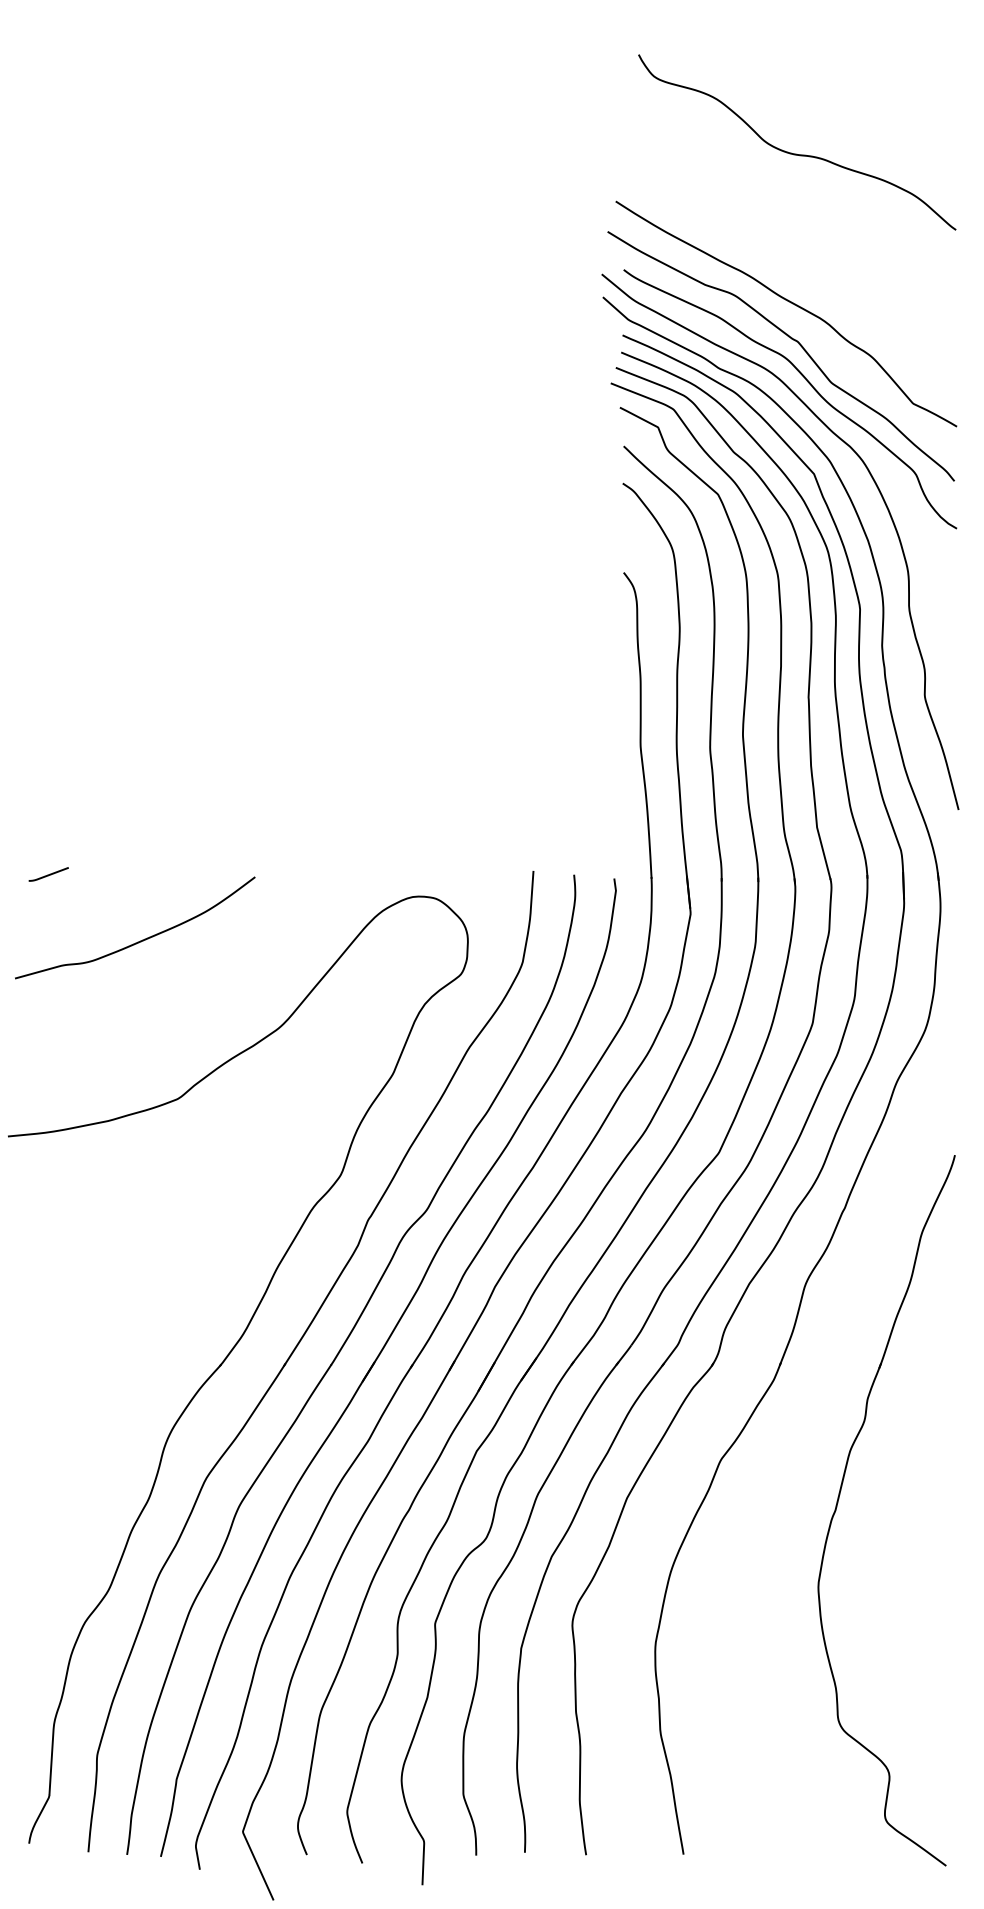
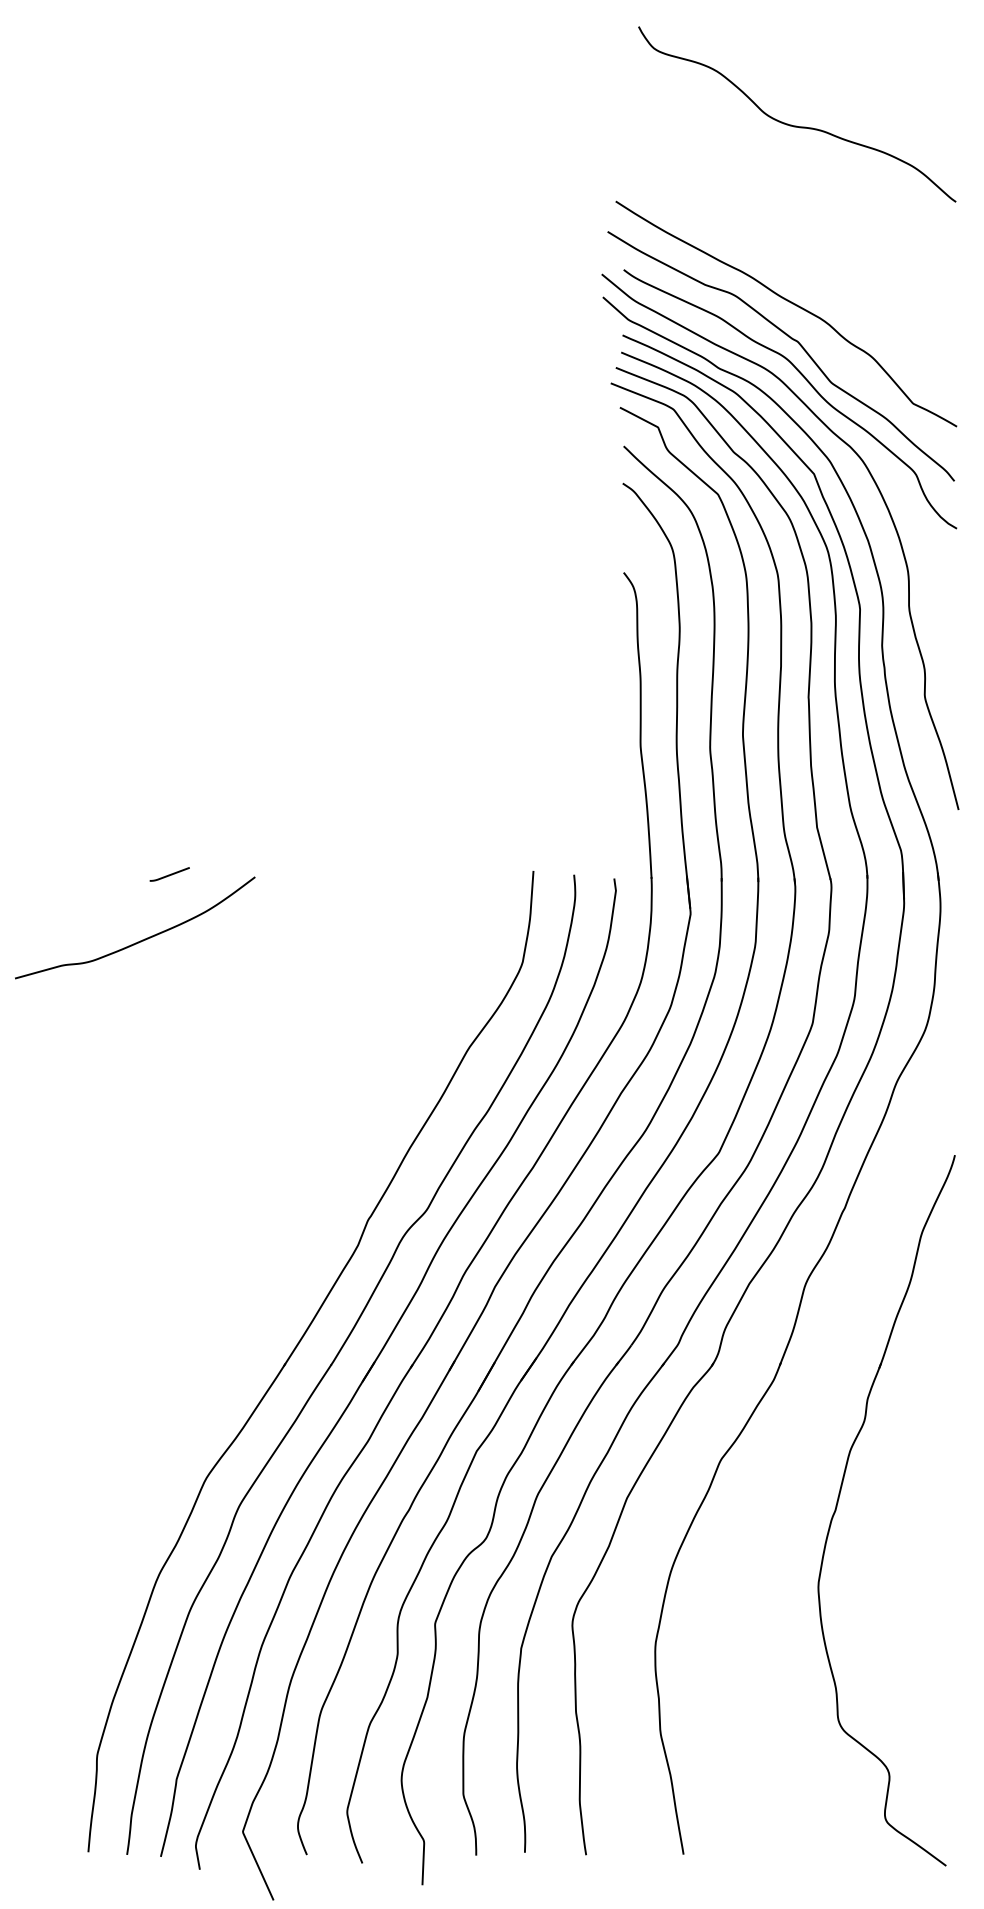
curve position: (796, 153) -> (796, 125) (796, 125)
line position: (48, 874) -> (169, 874) (169, 874)
part: present -> none (226, 1359)
